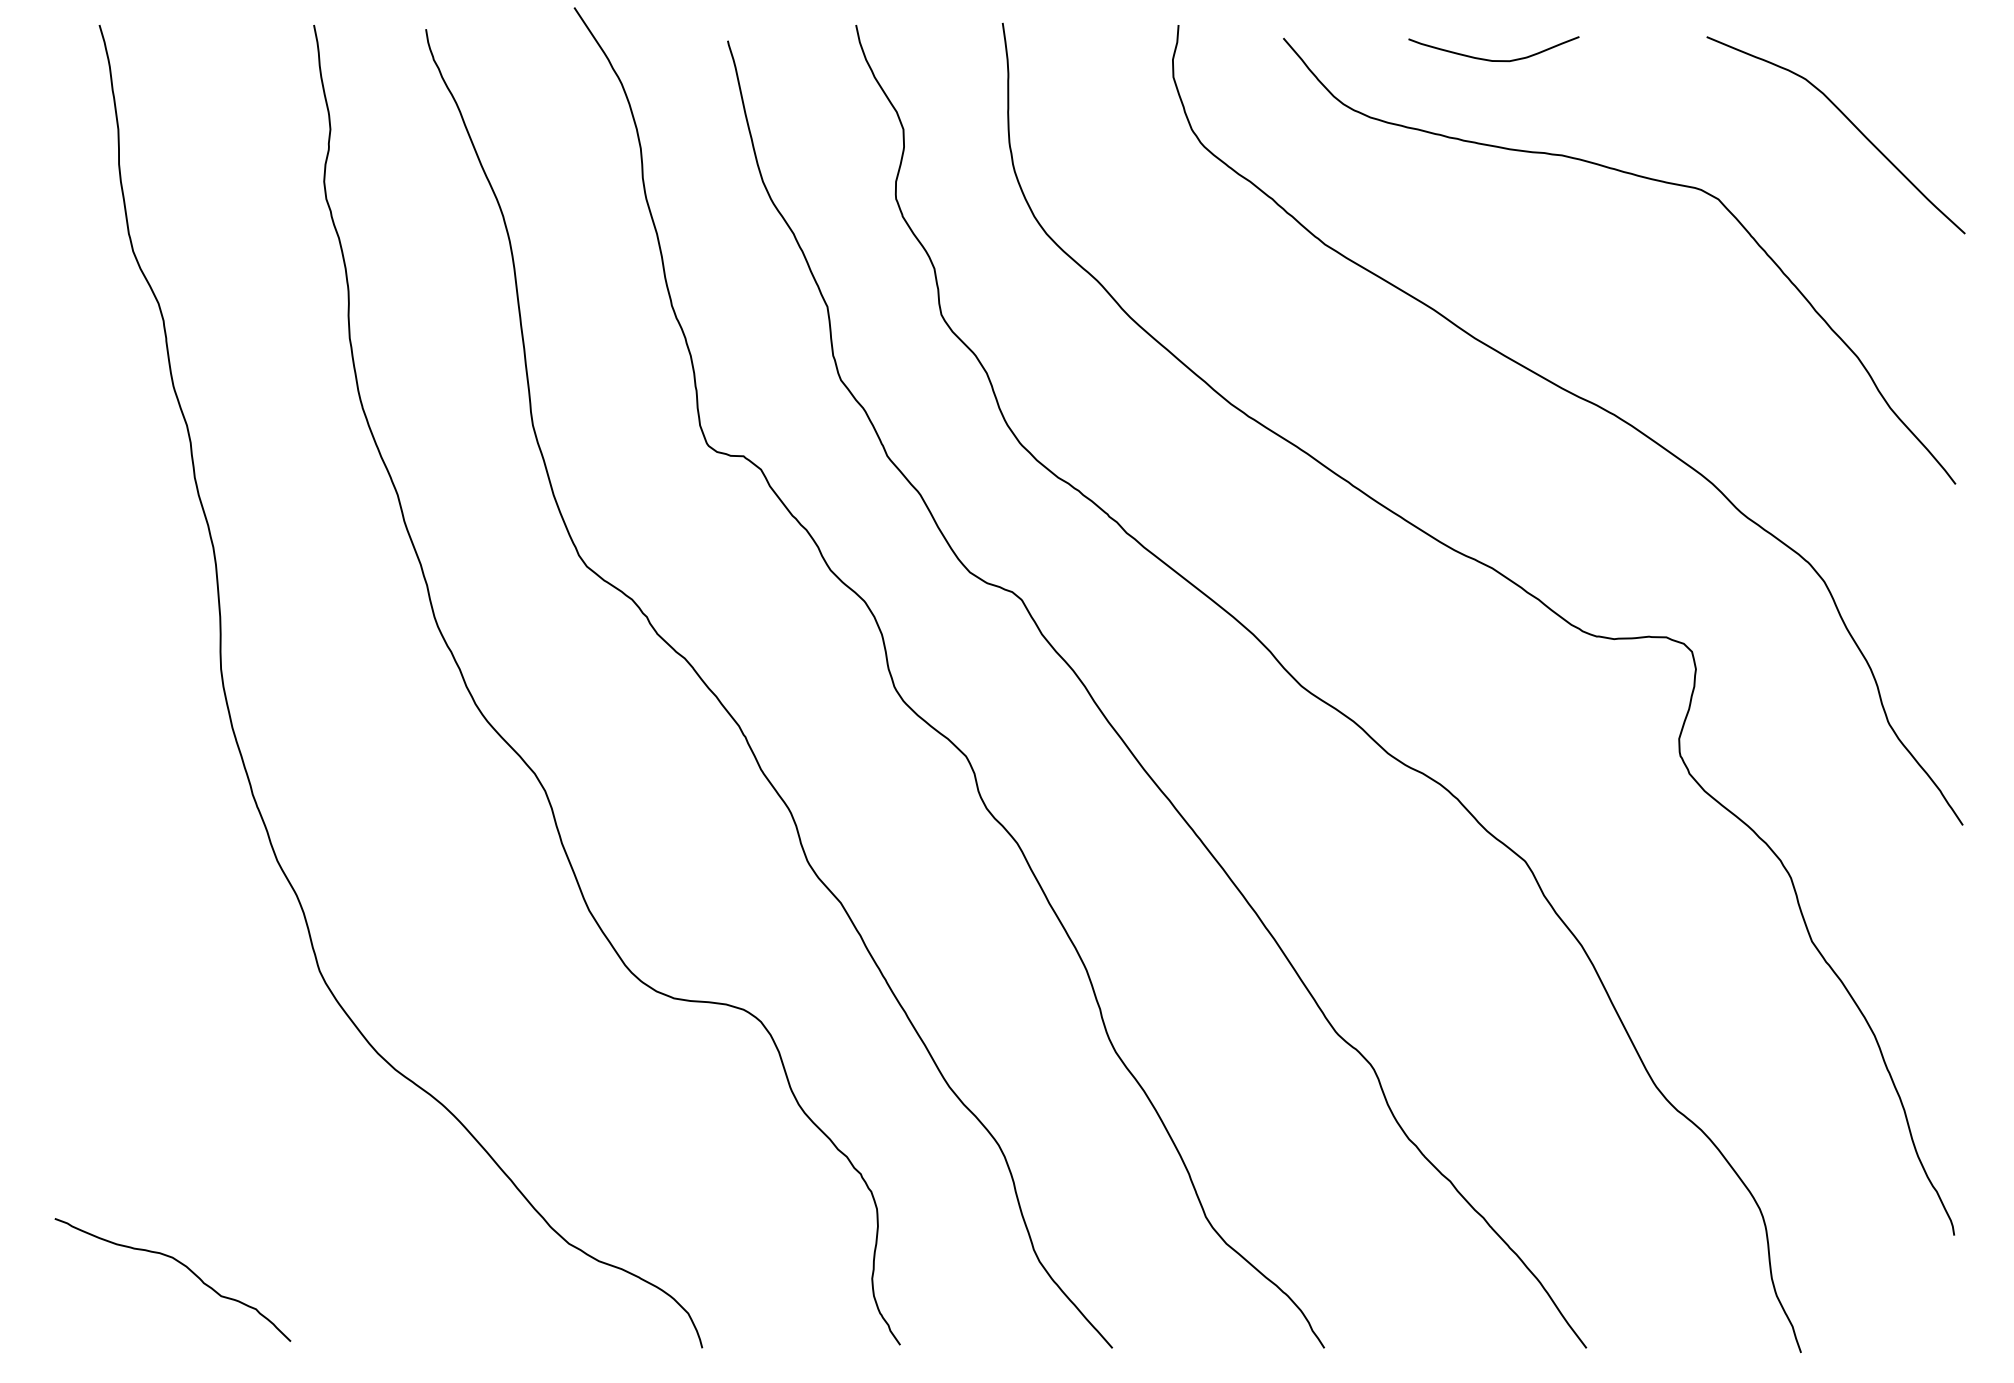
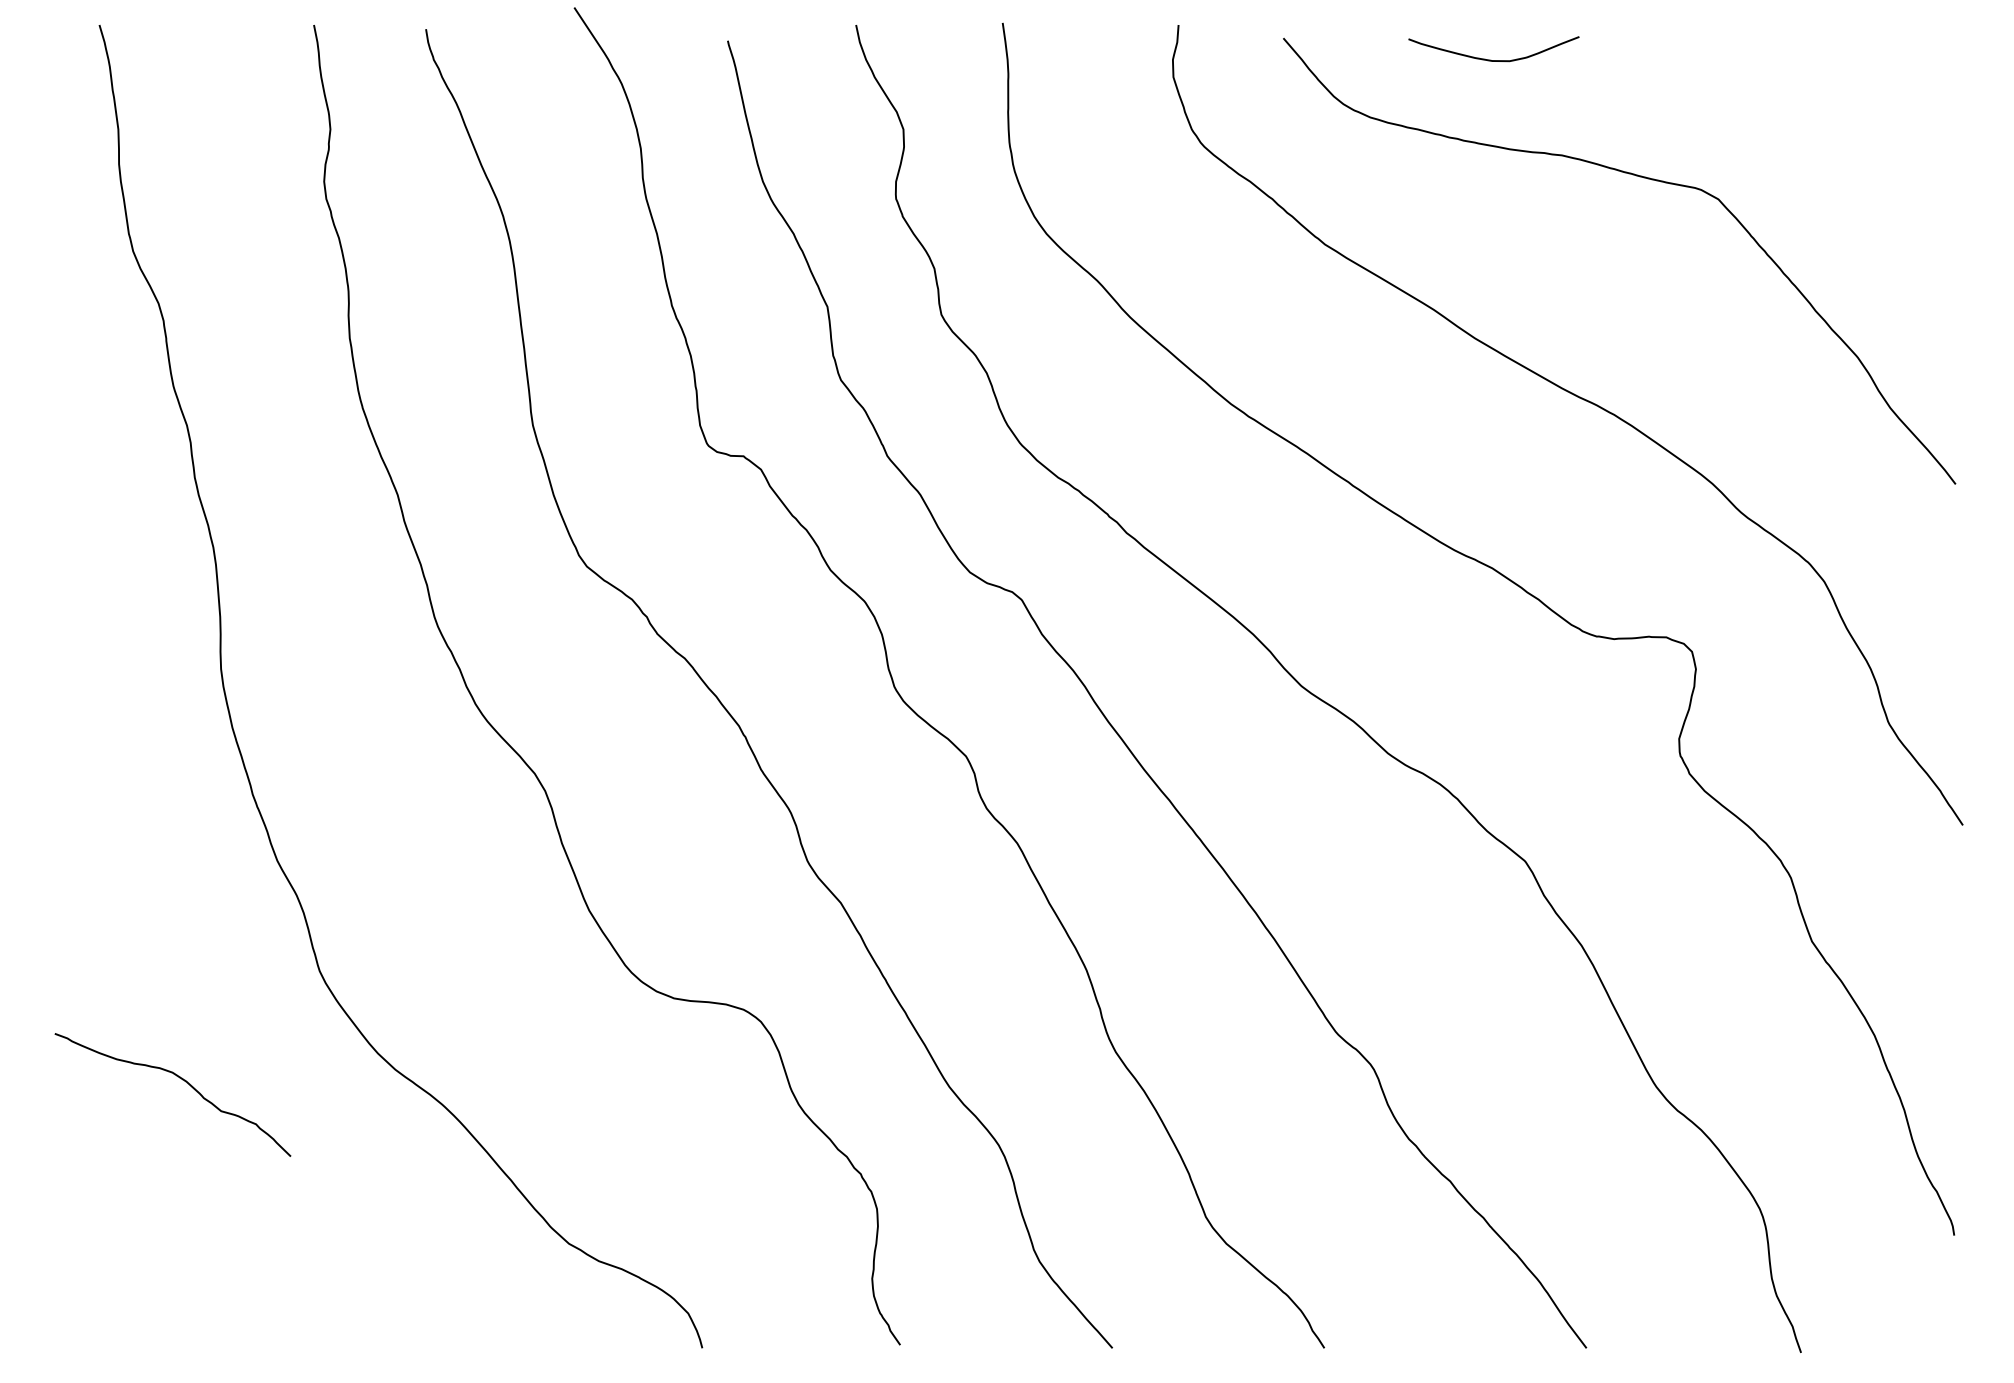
curve: present -> none (1849, 121)
curve position: (182, 1265) -> (182, 1080) (182, 1080)
